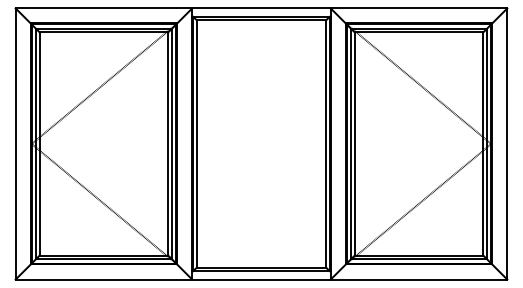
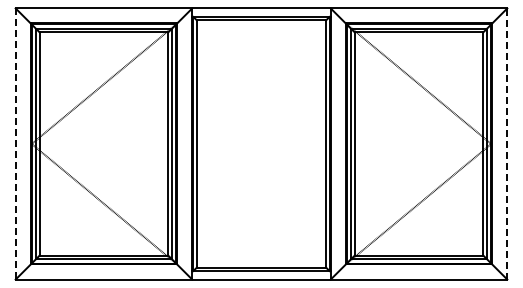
line: solid -> dashed (15, 144)
line: solid -> dashed (507, 144)
